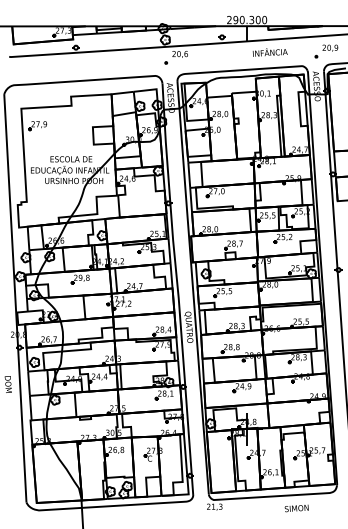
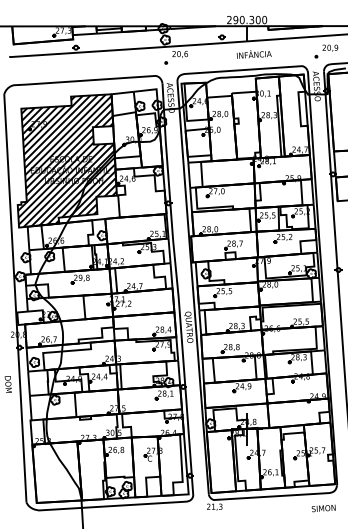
text position: (269, 52) -> (253, 54) (253, 54)
hatch: none -> present (67, 160)
text position: (296, 508) -> (323, 508) (323, 508)
